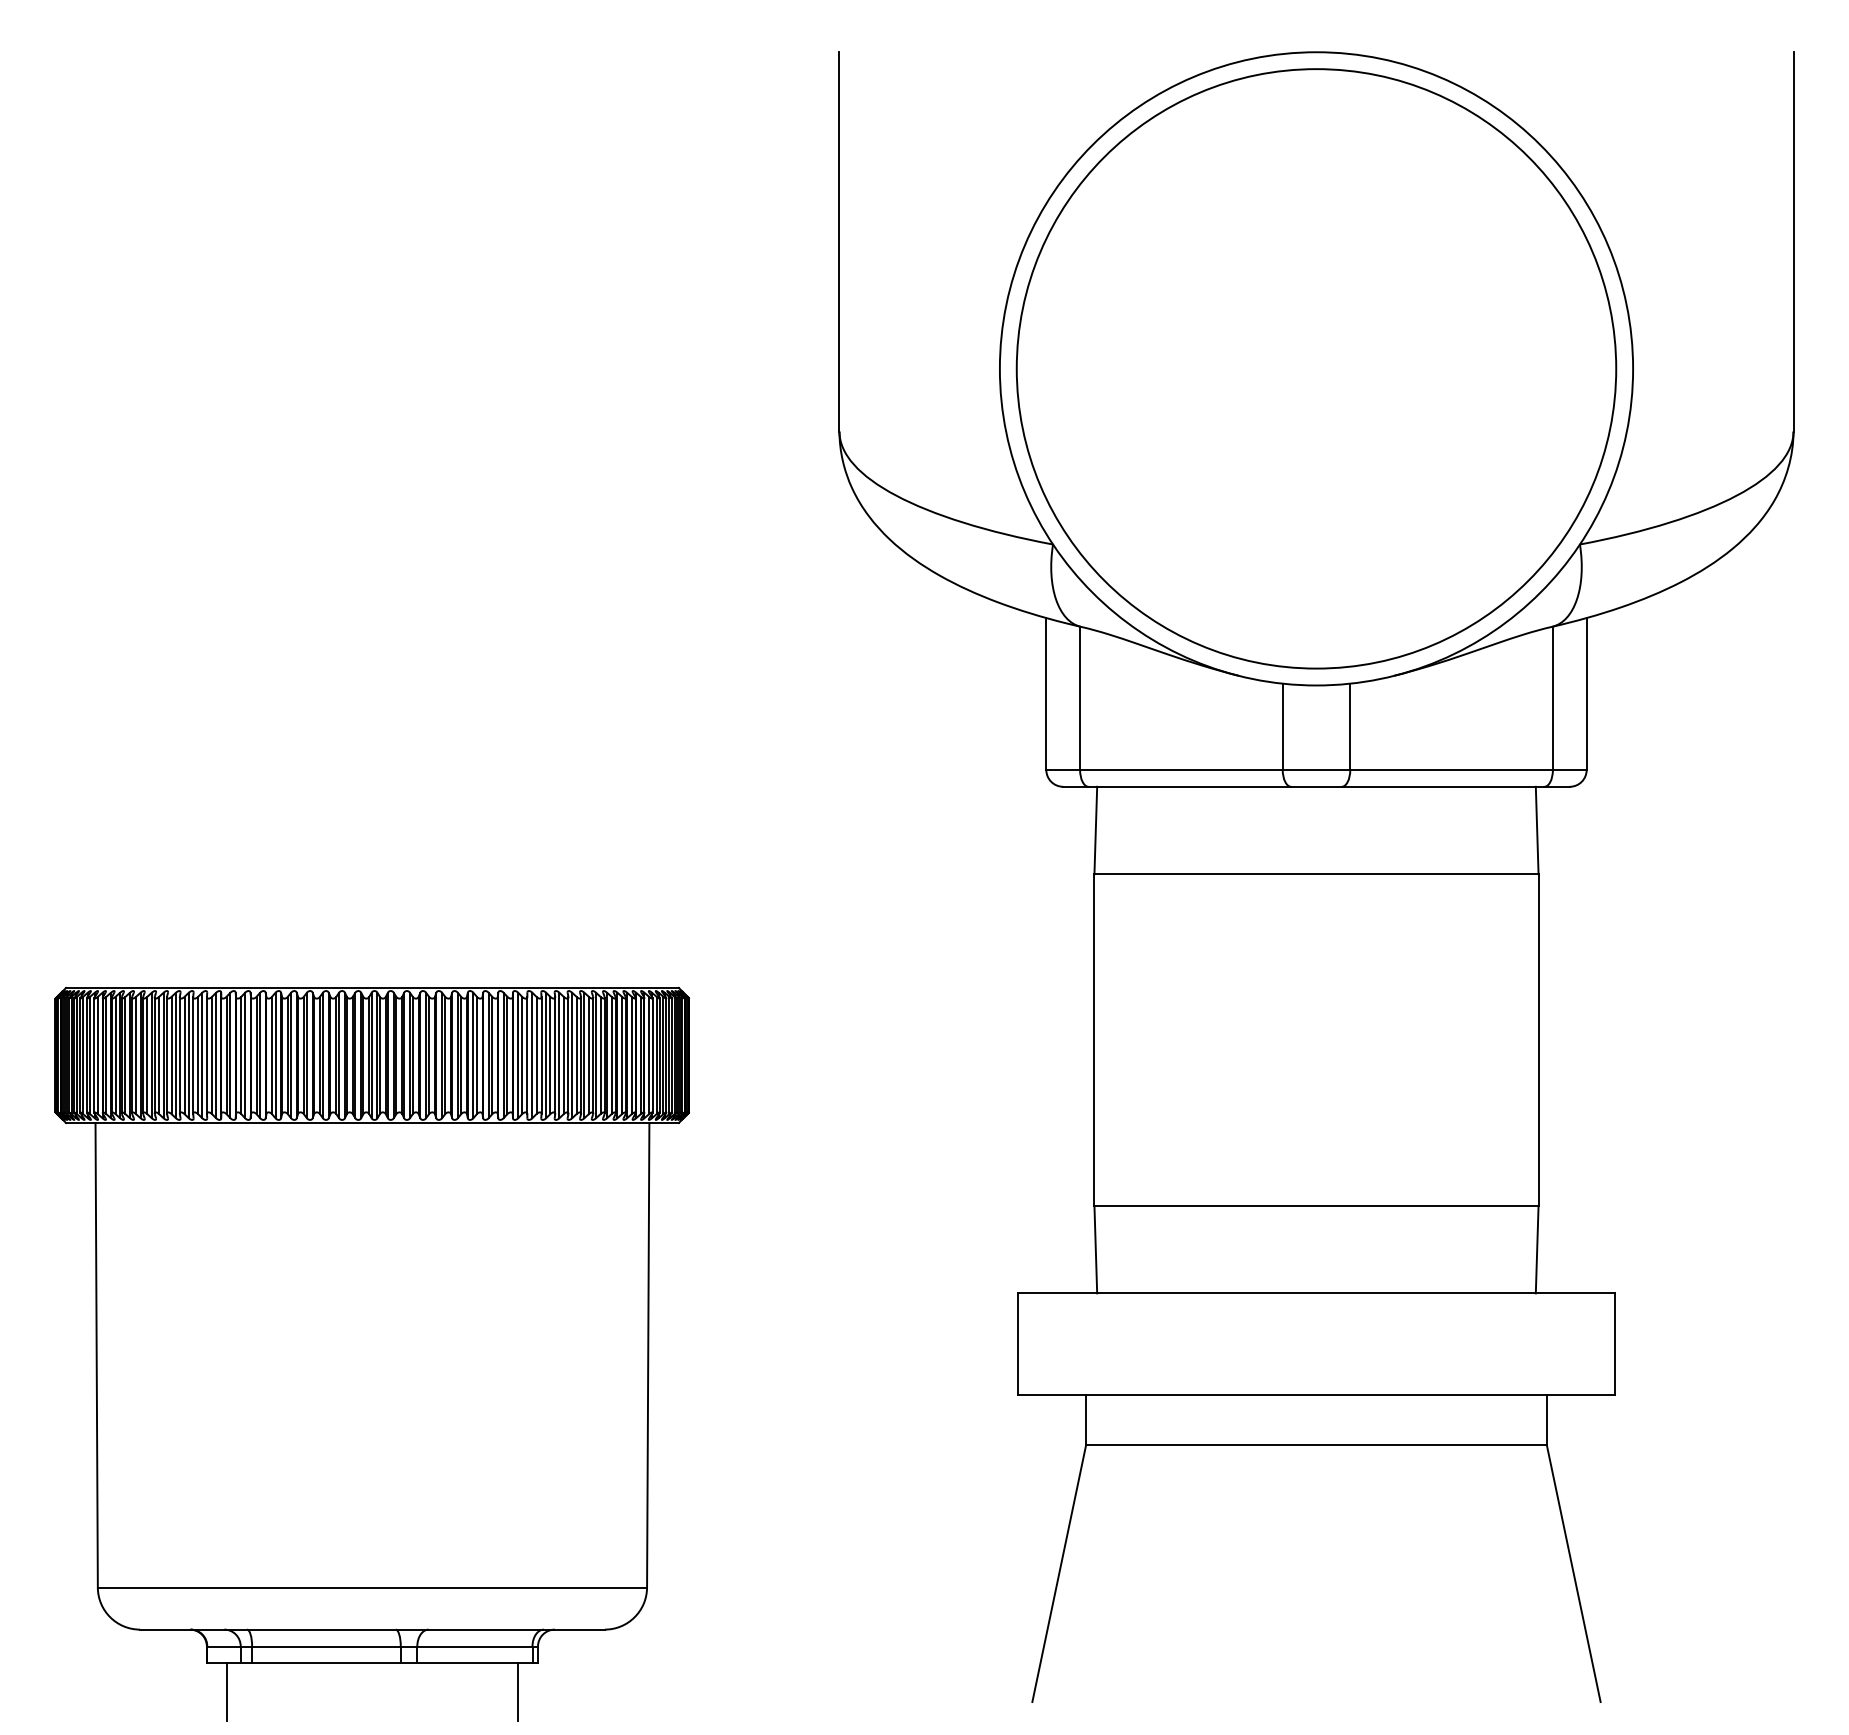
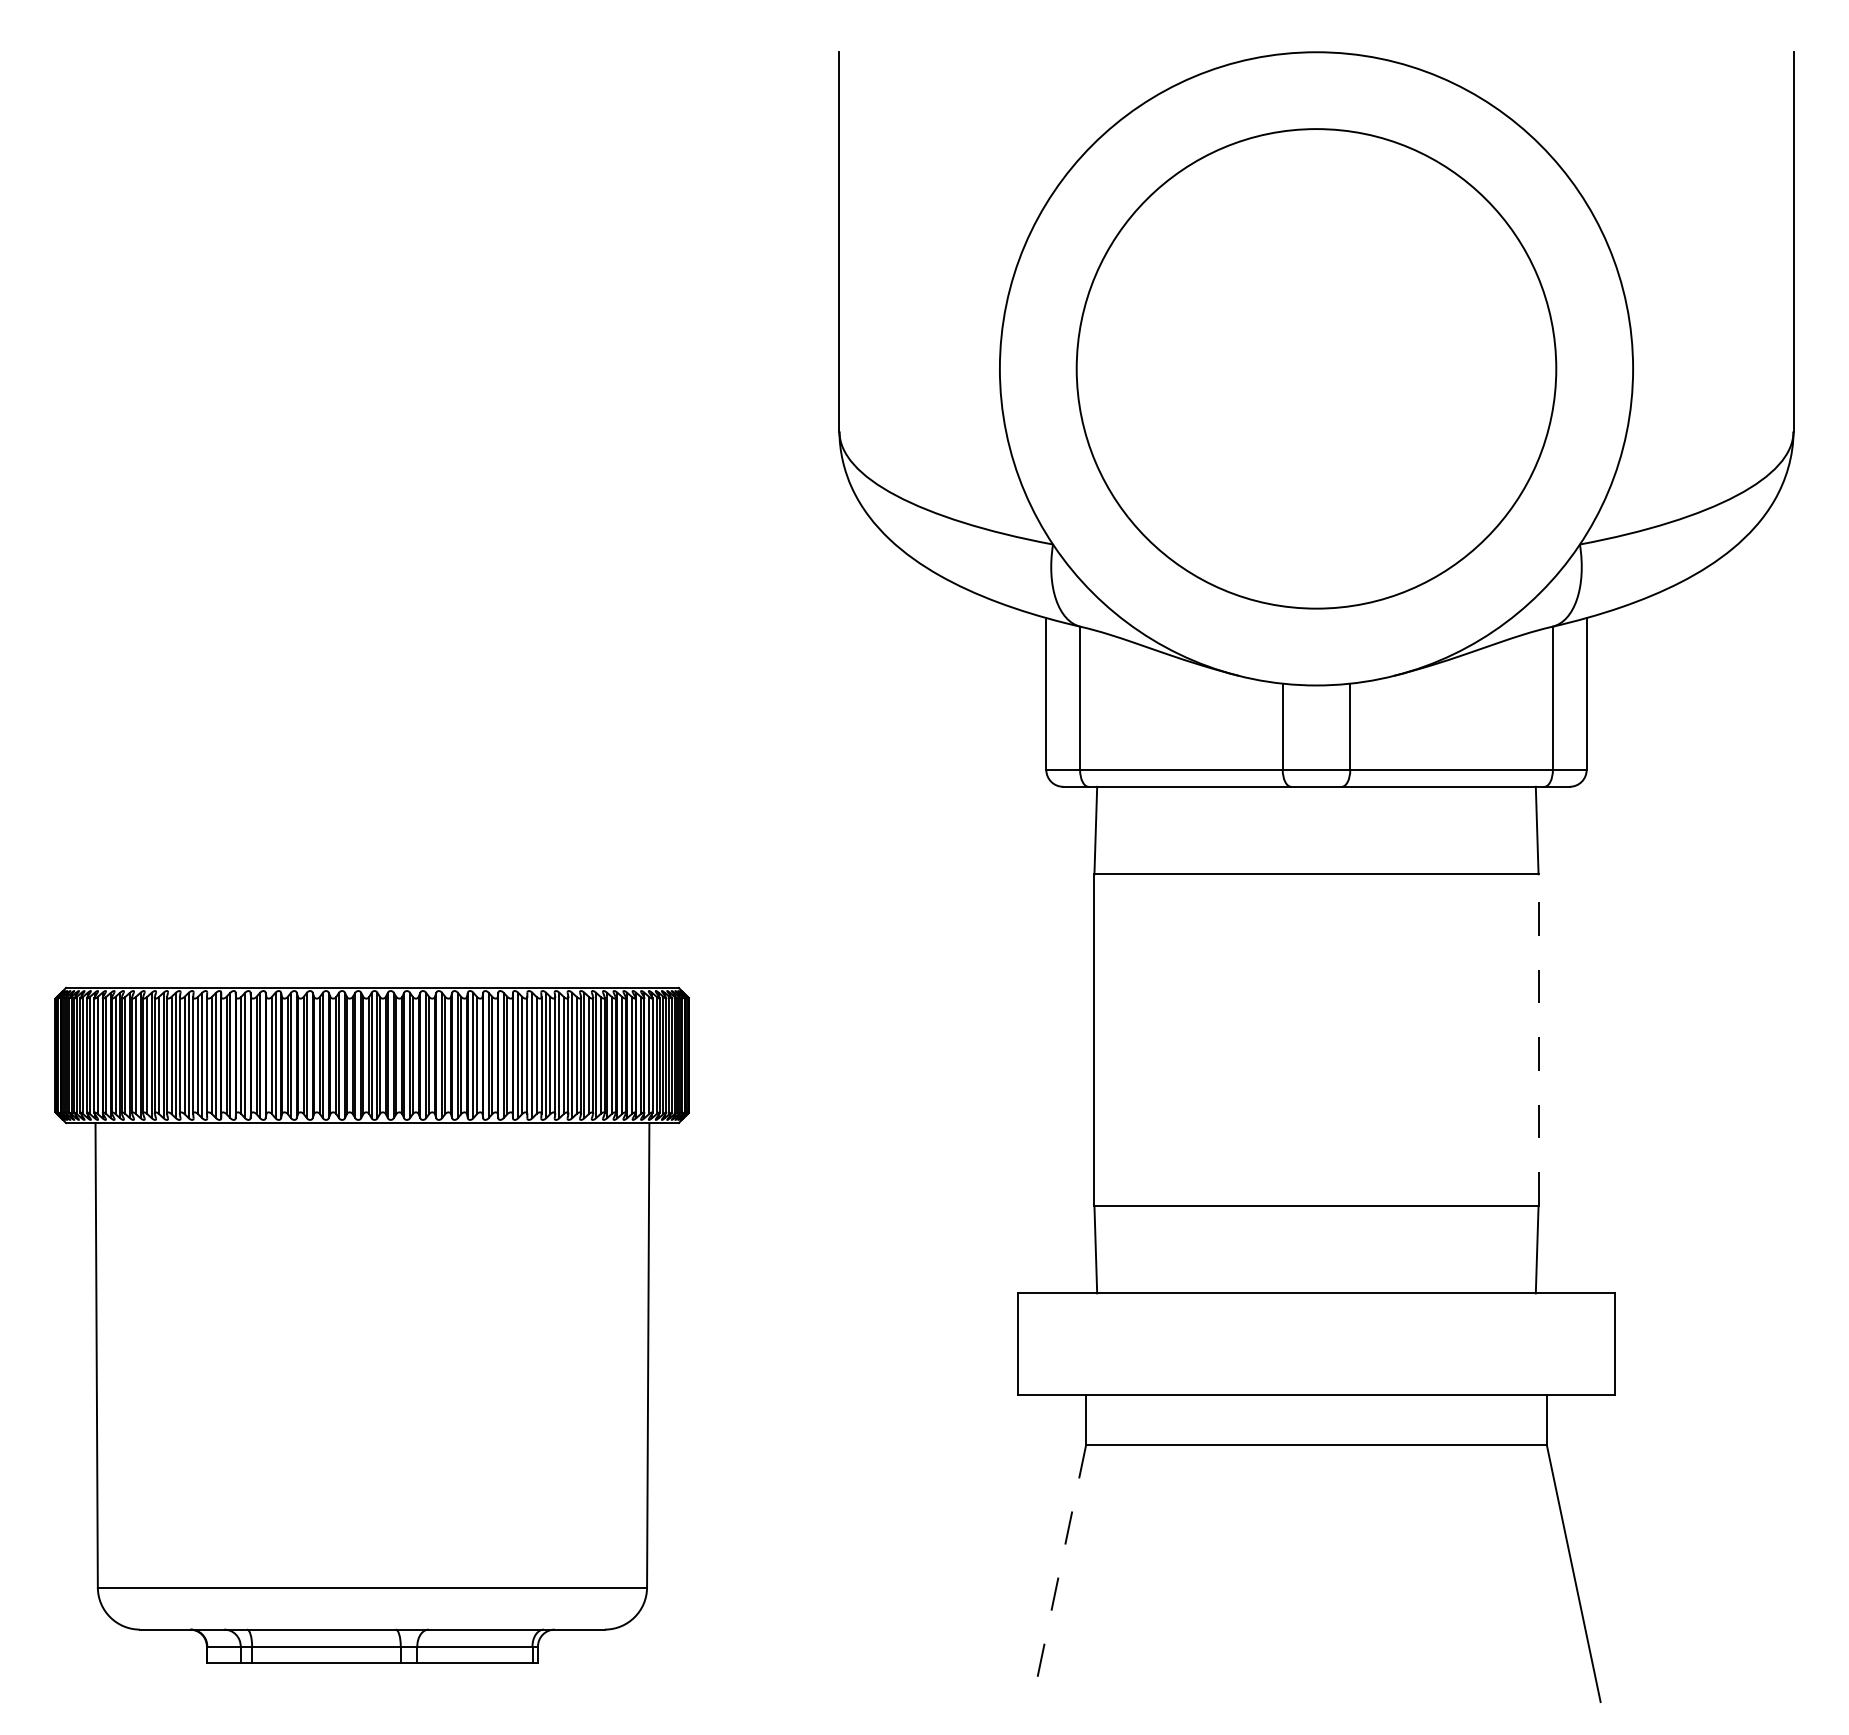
circle diameter: 599 px -> 480 px (1316, 368)
line: solid -> dashed (1538, 1040)
line: solid -> dashed (1059, 1574)
line: present -> none (226, 1691)
line: present -> none (518, 1691)
